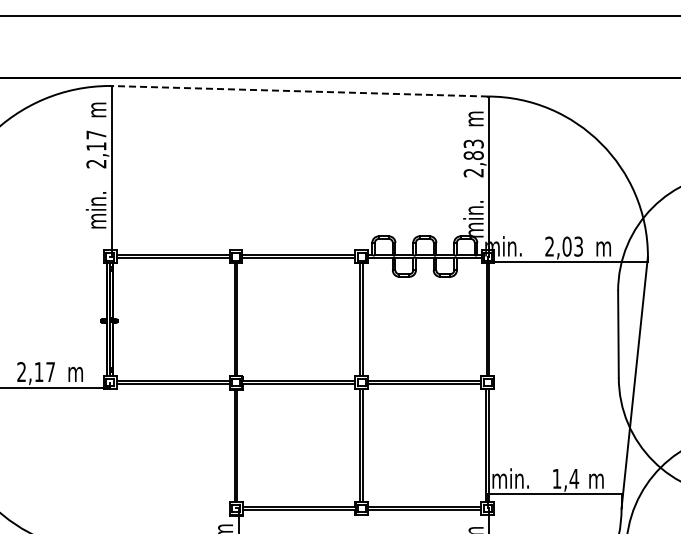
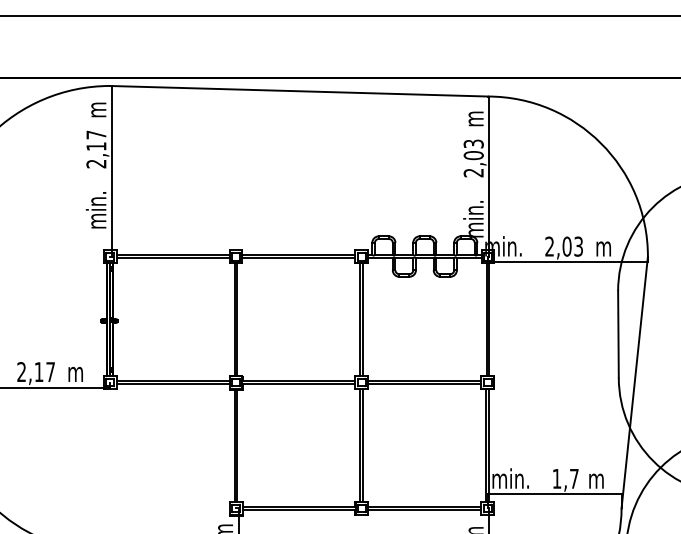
line: dashed -> solid (299, 91)
text: 2,83 -> 2,03 (473, 155)
text: 1,4 -> 1,7 (574, 478)
